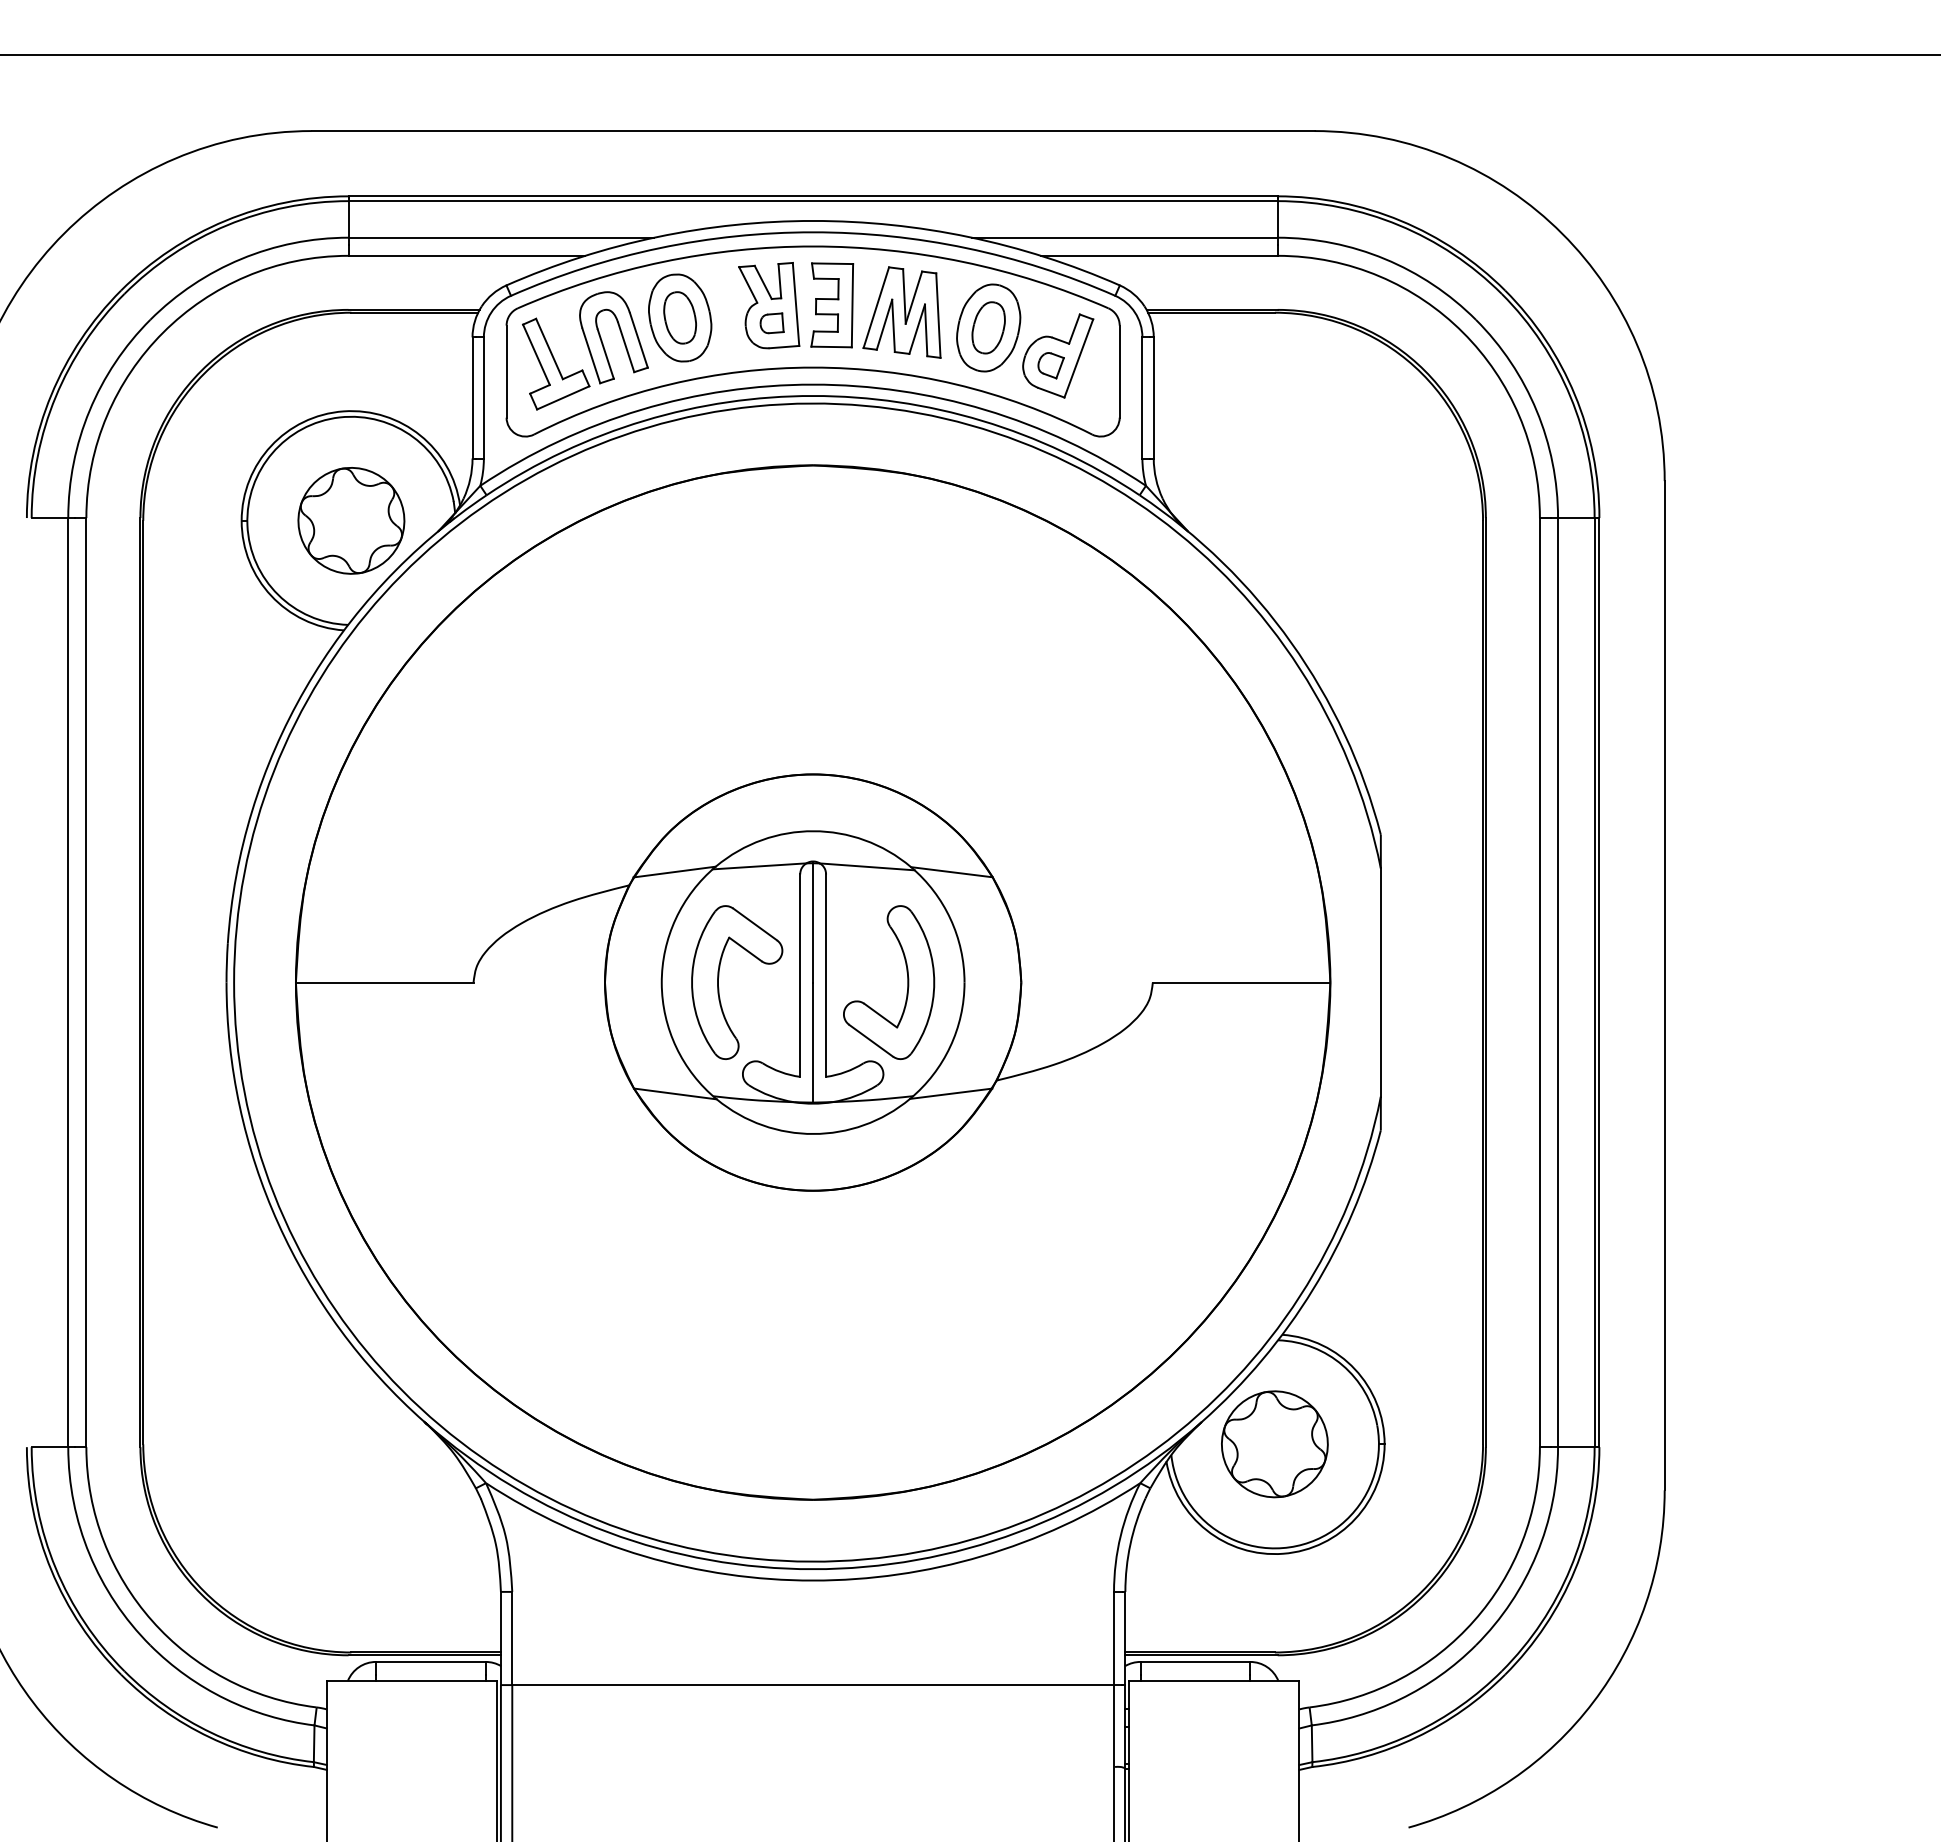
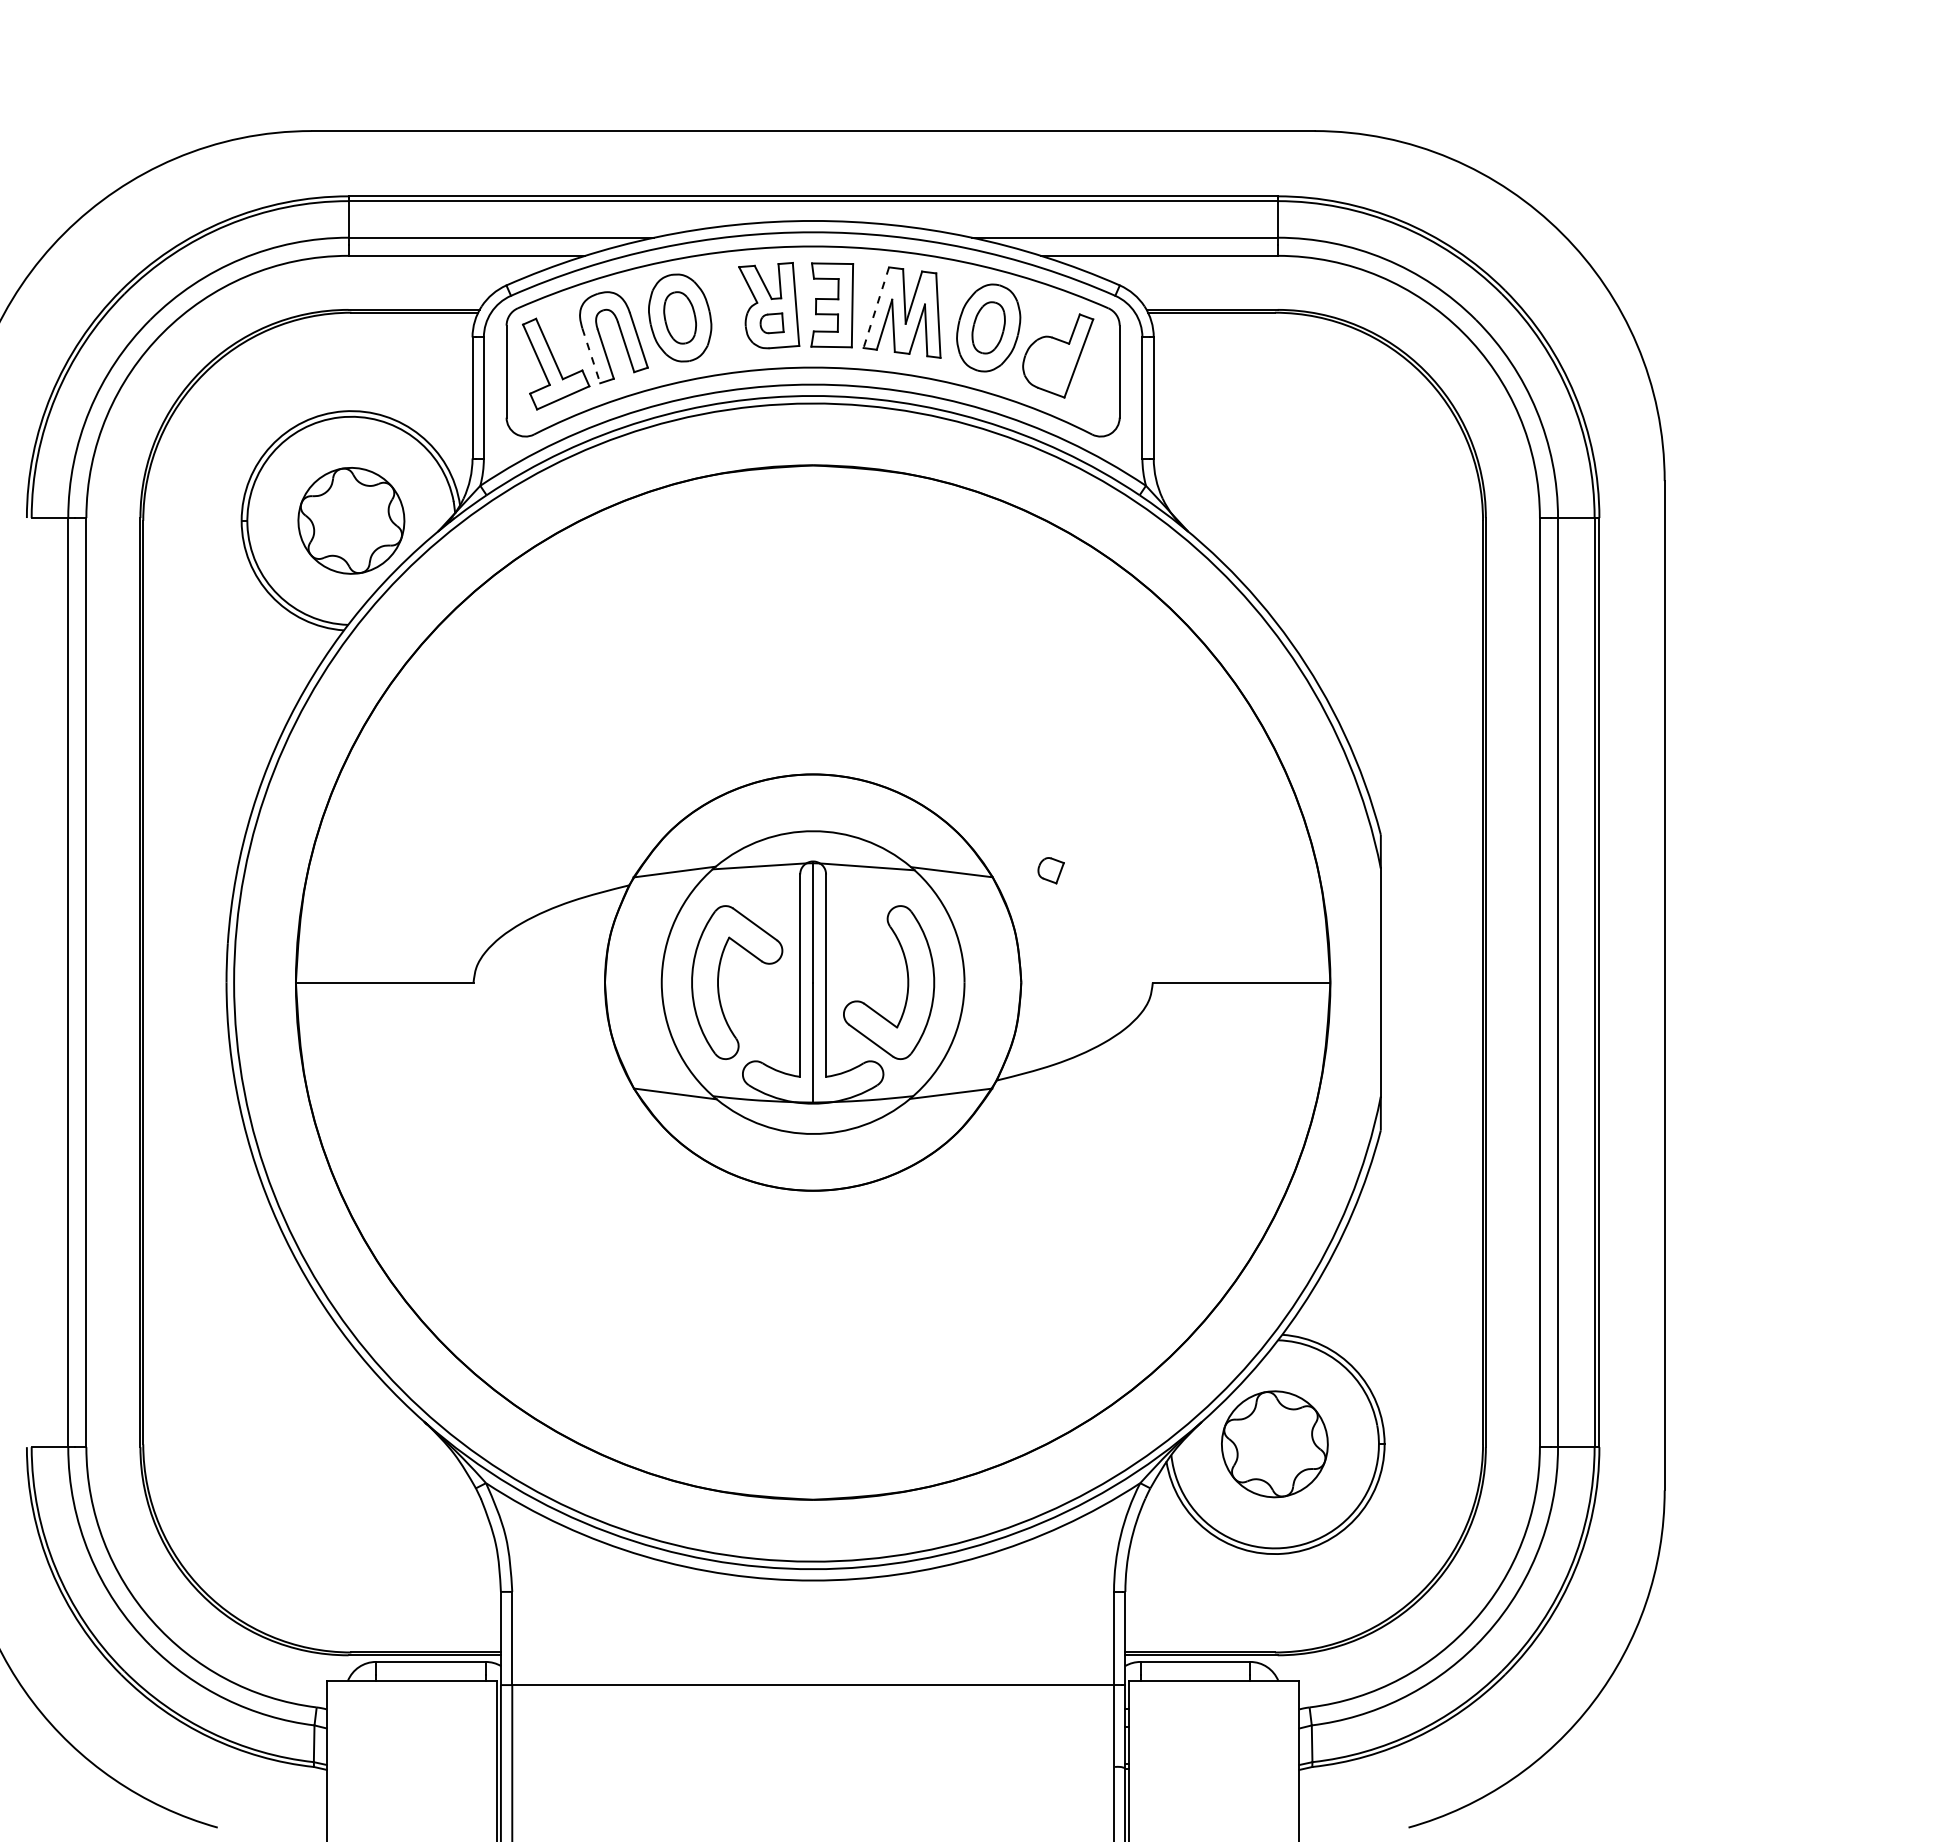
line: present -> none (969, 55)
line: solid -> dashed (876, 308)
line: solid -> dashed (591, 355)
part position: (1050, 365) -> (1050, 870) (1050, 870)
